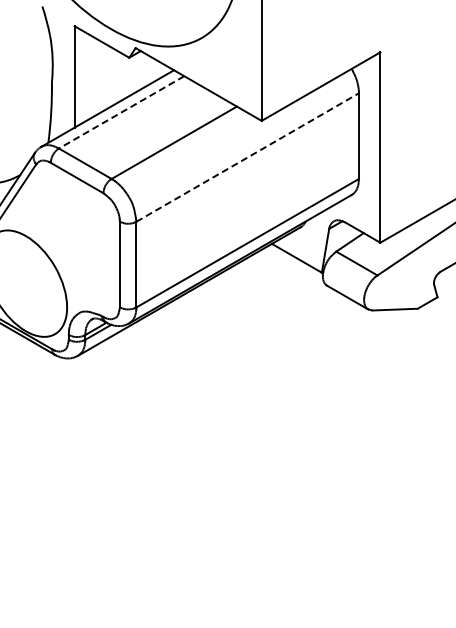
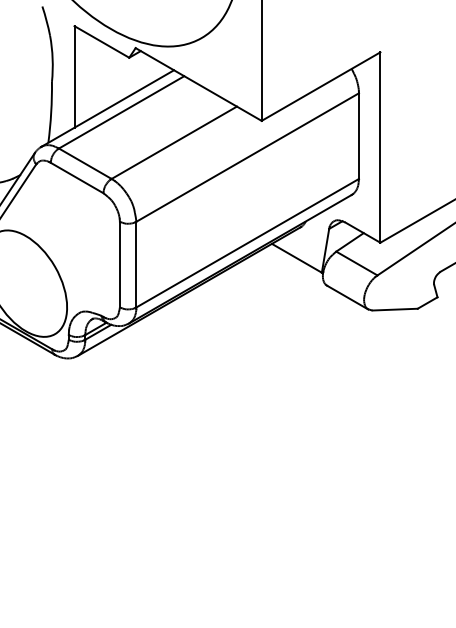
line: dashed -> solid (121, 112)
line: dashed -> solid (248, 157)
